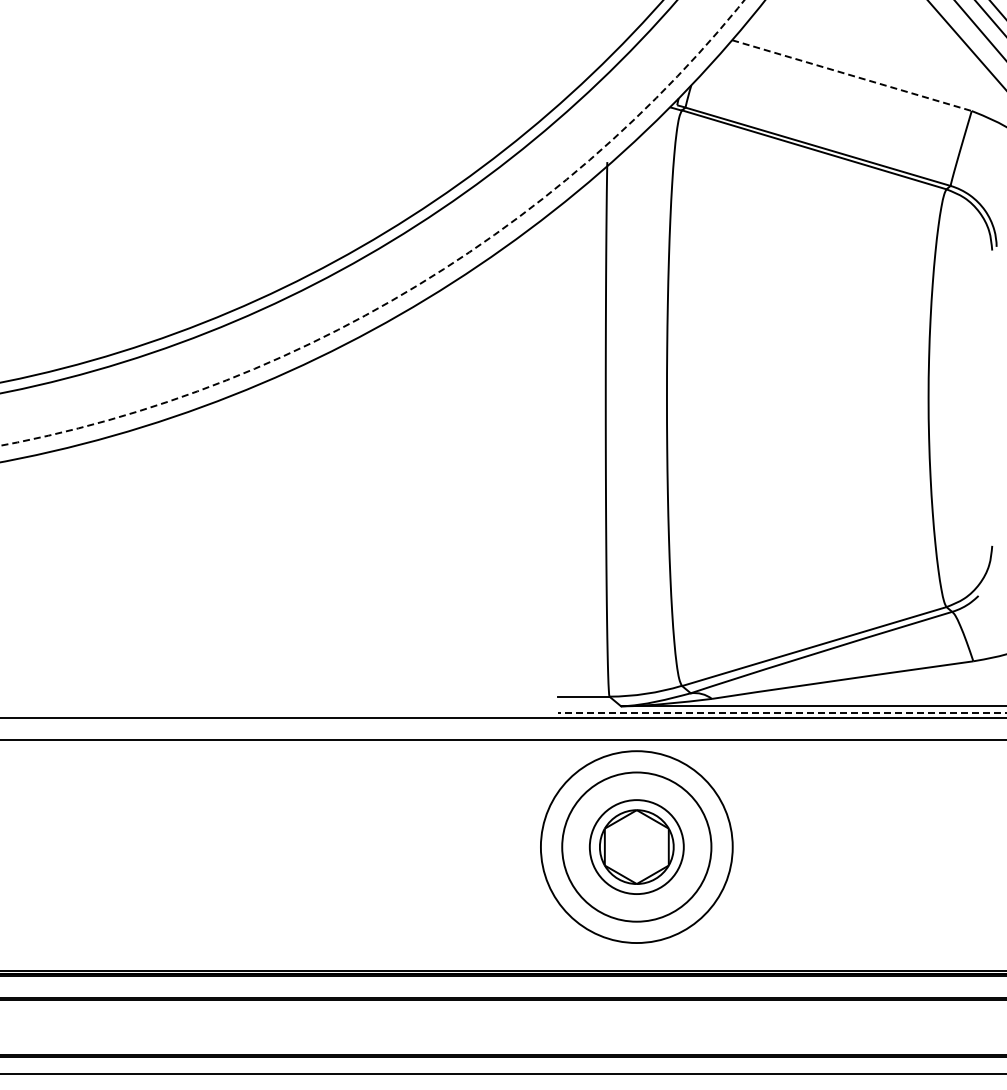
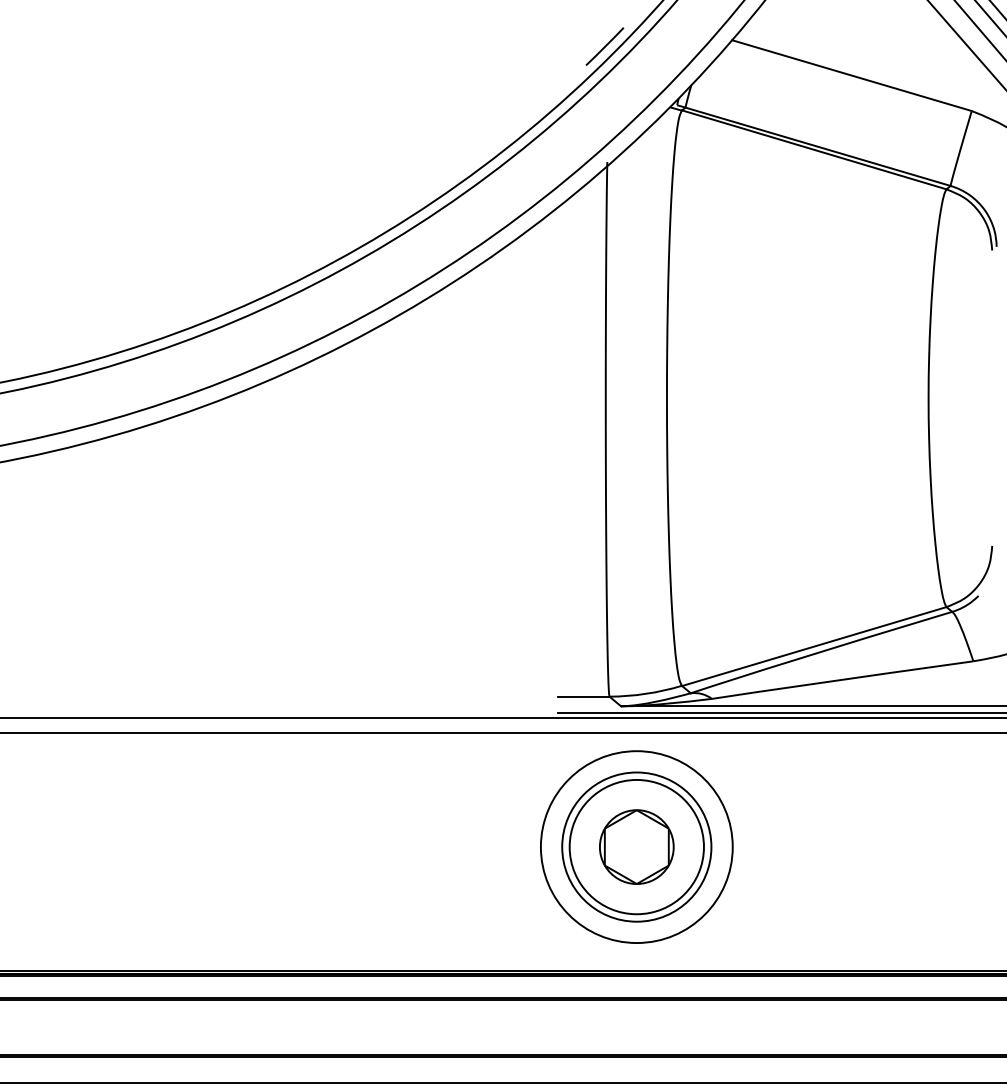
line: none -> present (604, 46)
line: dashed -> solid (851, 75)
circle: dashed -> solid (372, 222)
line: dashed -> solid (781, 713)
line position: (502, 740) -> (502, 733) (502, 733)
circle diameter: 94 px -> 134 px (636, 846)
line position: (502, 1074) -> (502, 1083) (502, 1083)
